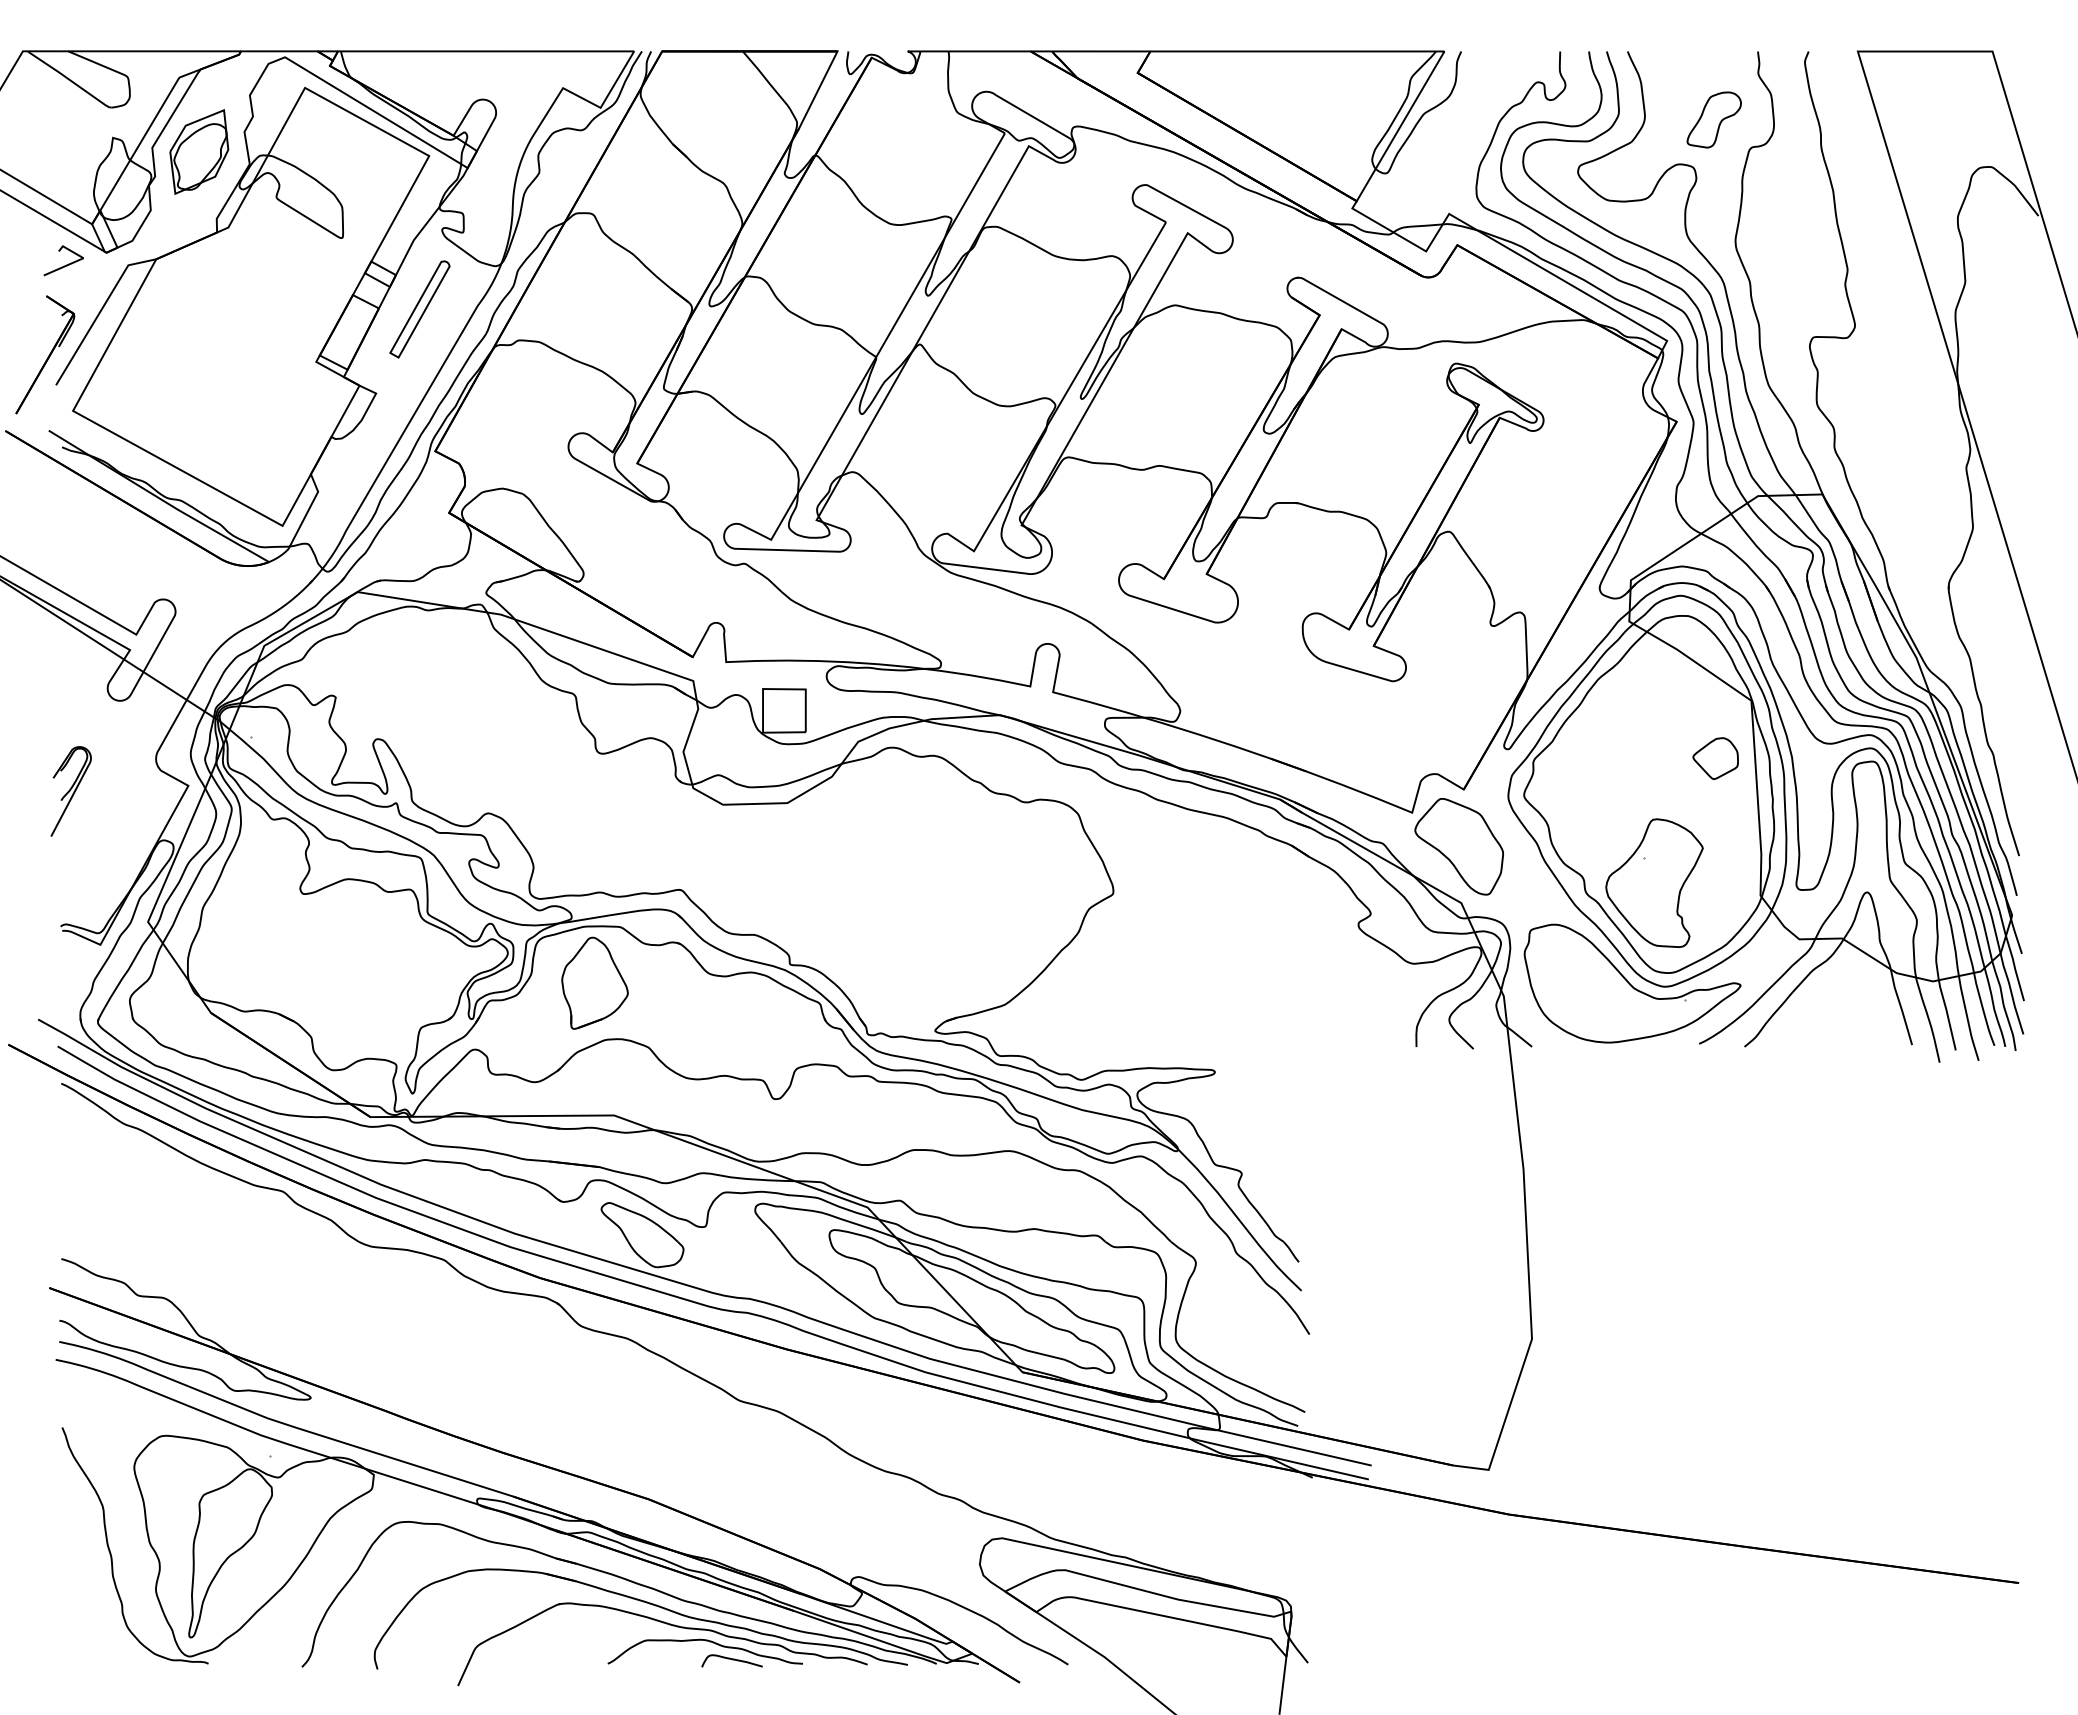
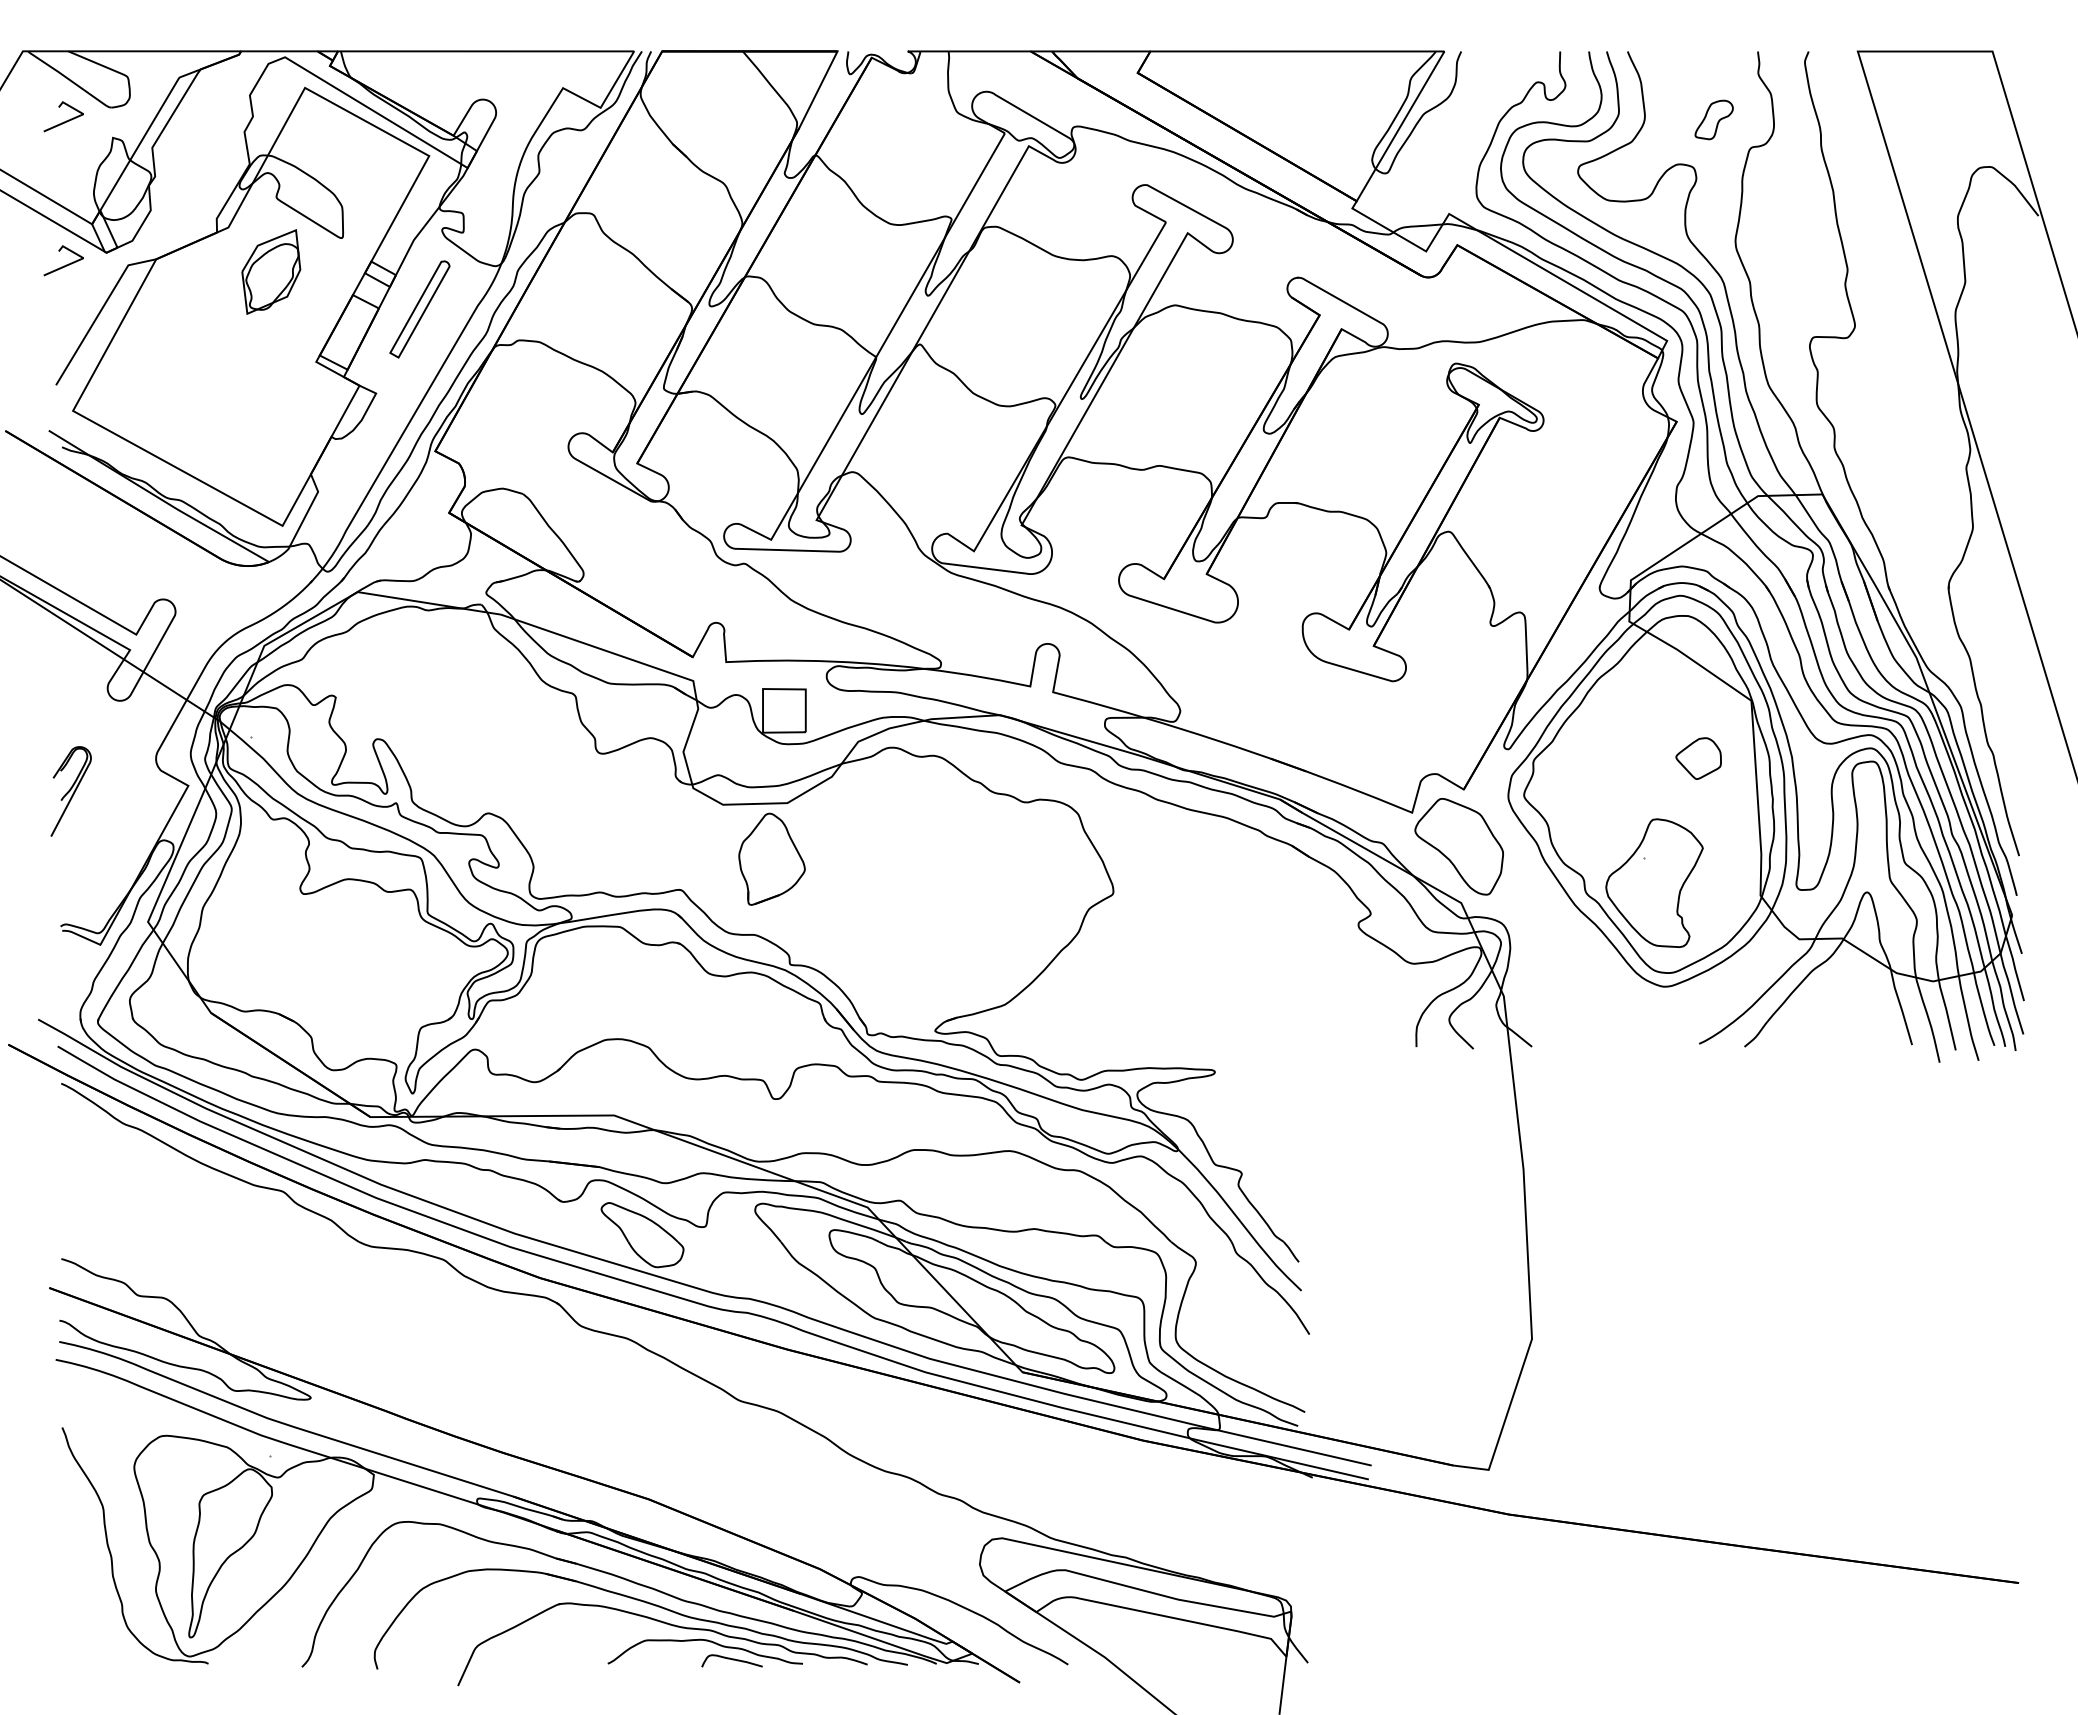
part size: 56x58 px -> 40x42 px (1713, 119)
line: none -> present (66, 120)
part position: (199, 151) -> (271, 271) (271, 271)
part: present -> none (45, 354)
part position: (1715, 758) -> (1698, 758) (1698, 758)
part position: (594, 982) -> (771, 858) (771, 858)
part: present -> none (1632, 983)
